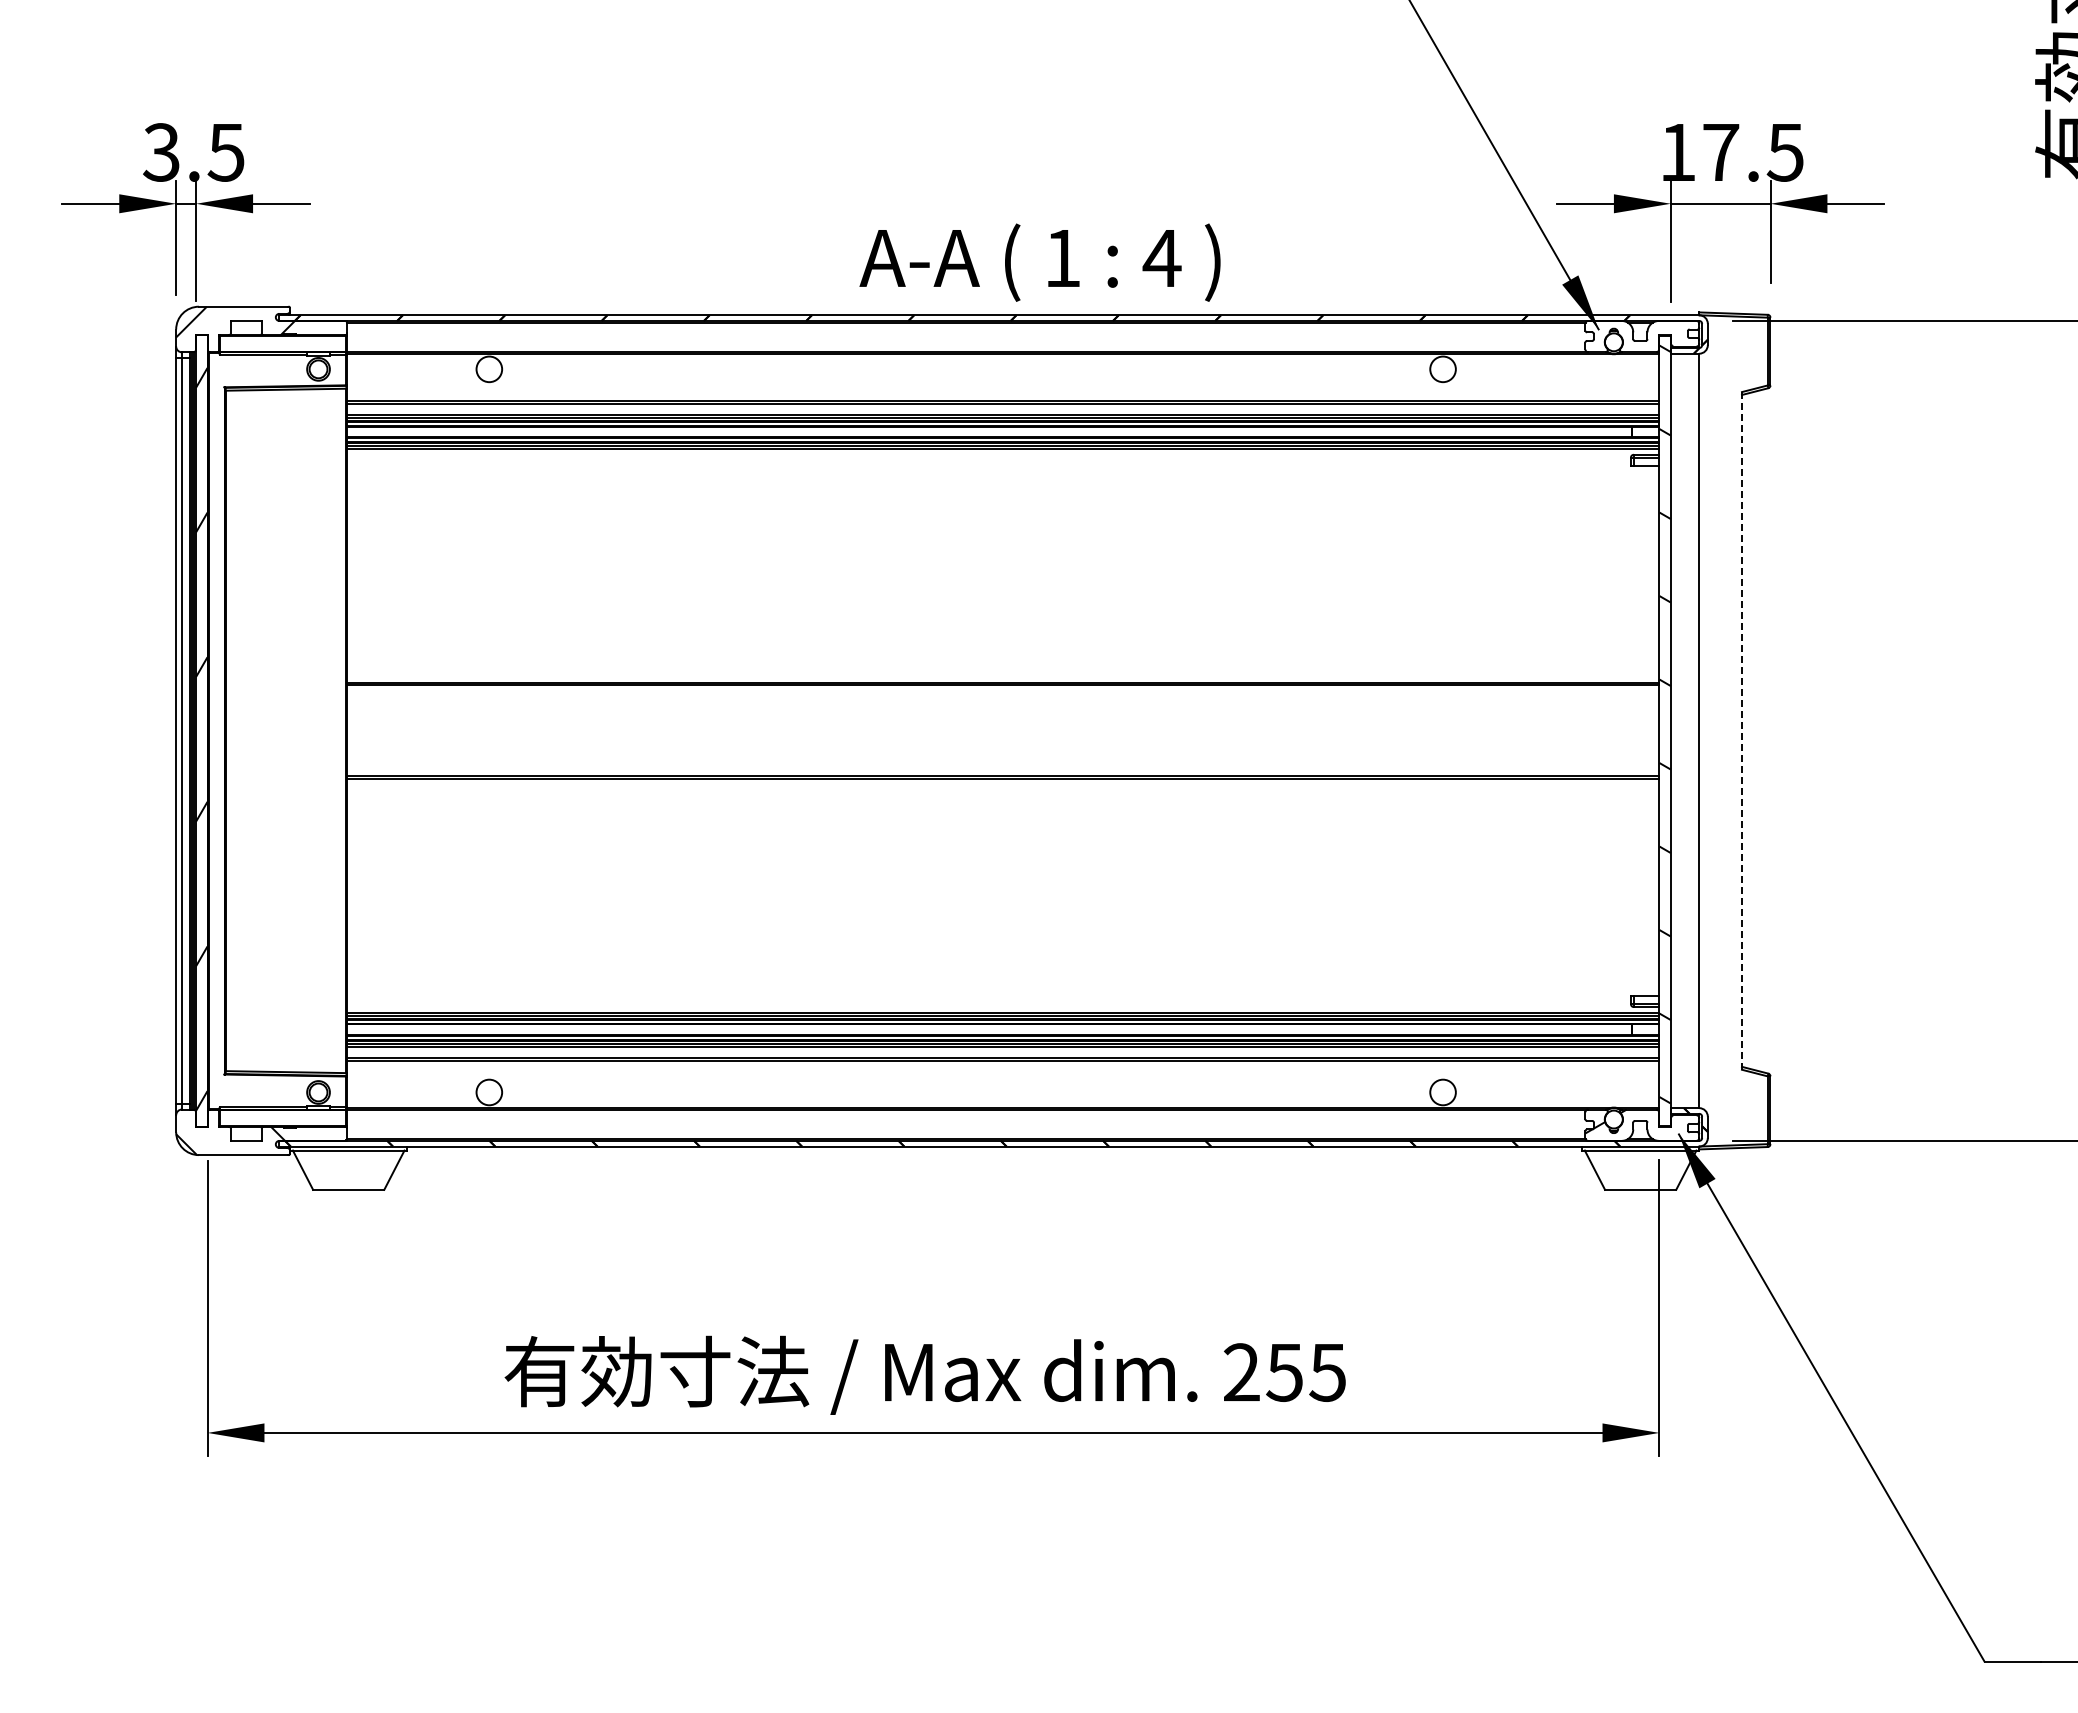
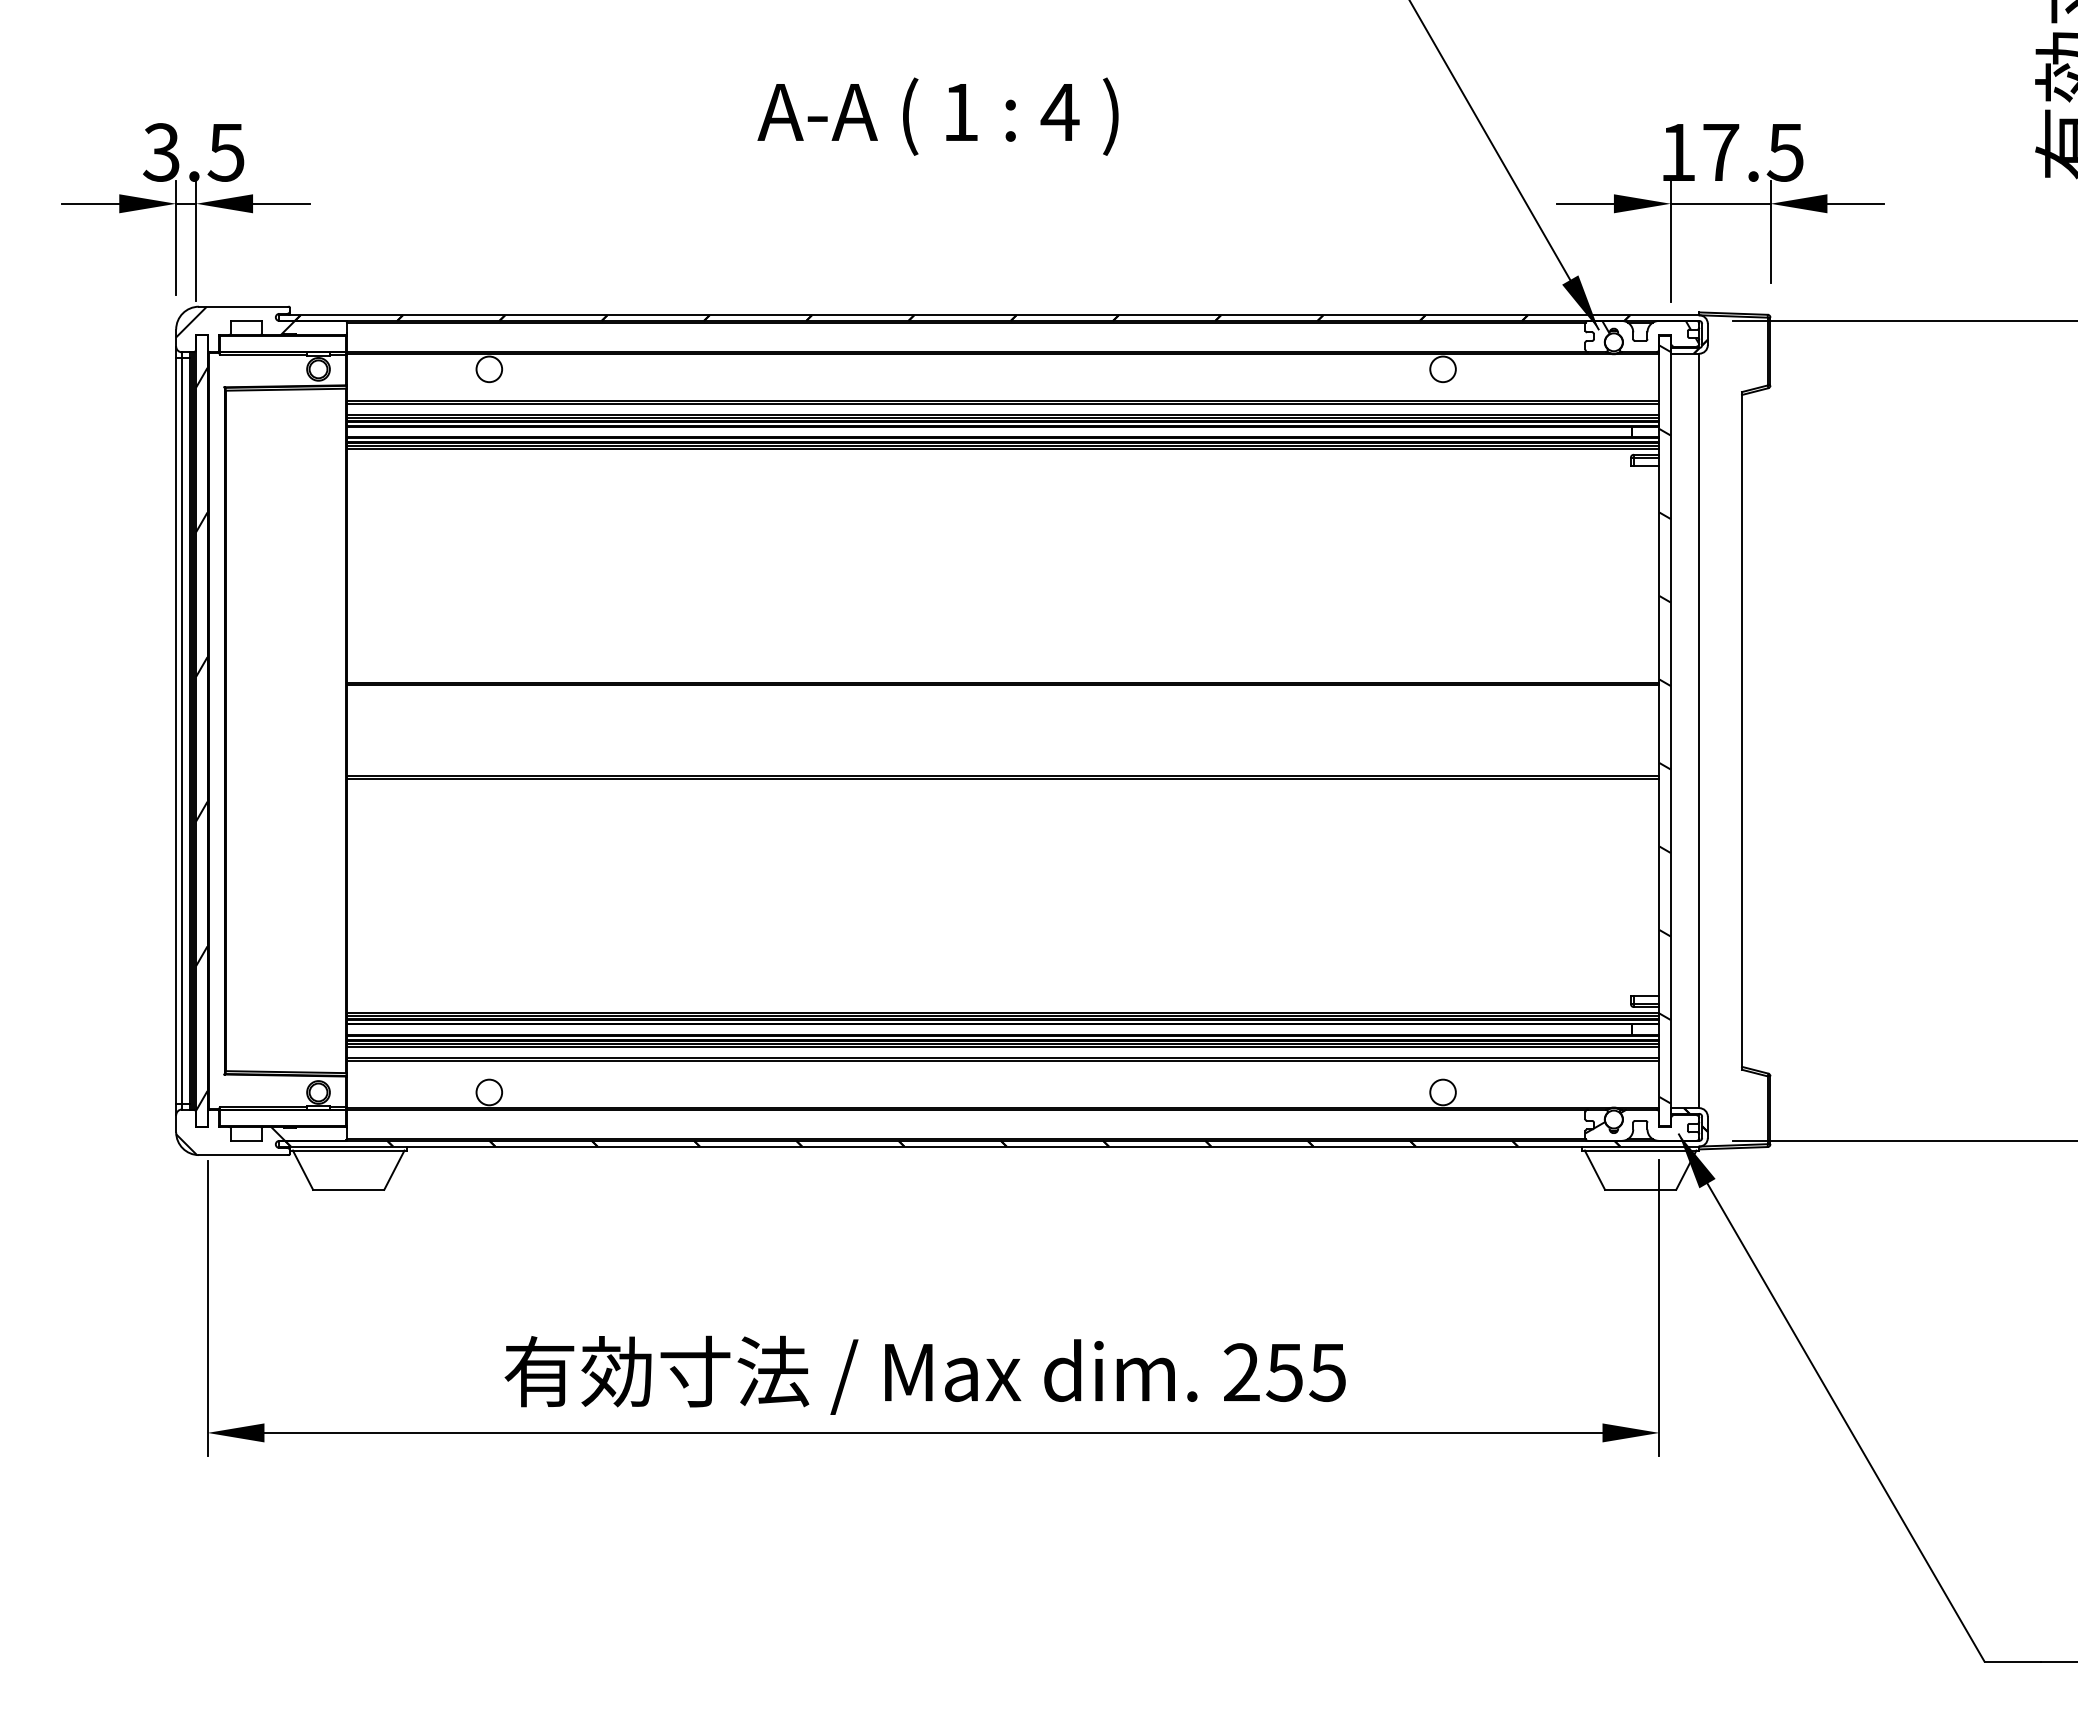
text position: (1039, 262) -> (937, 116) (937, 116)
hatch: none -> present (1650, 332)
line: dashed -> solid (1742, 730)
